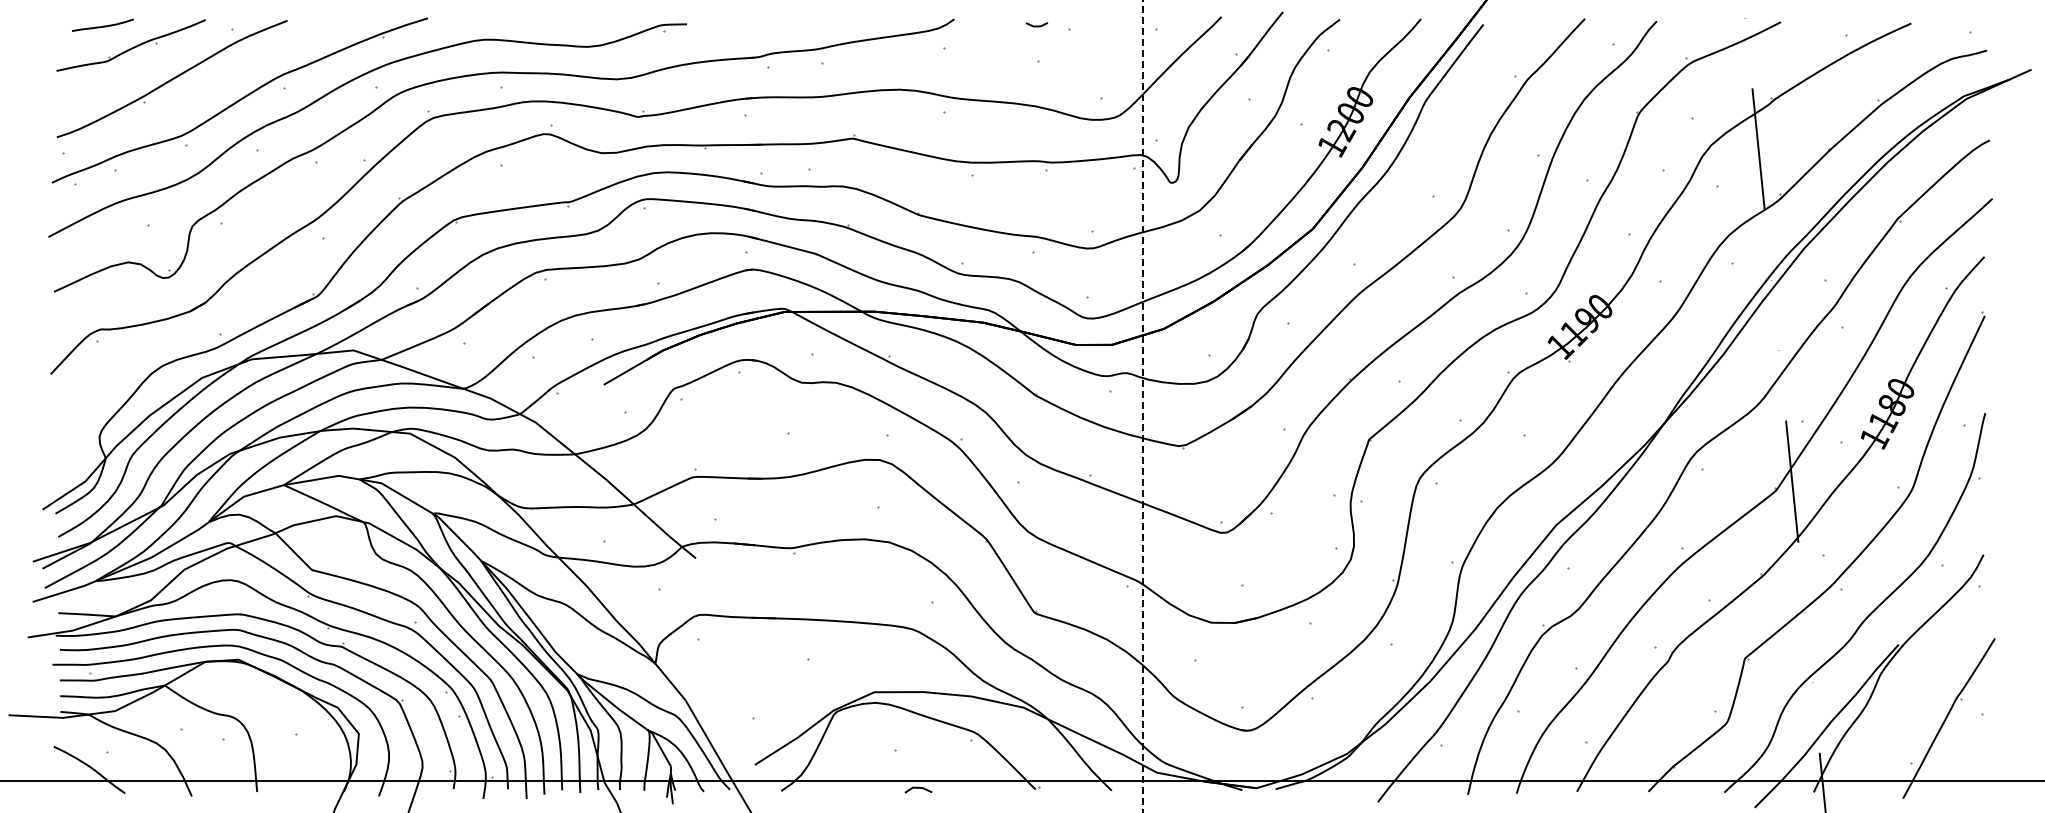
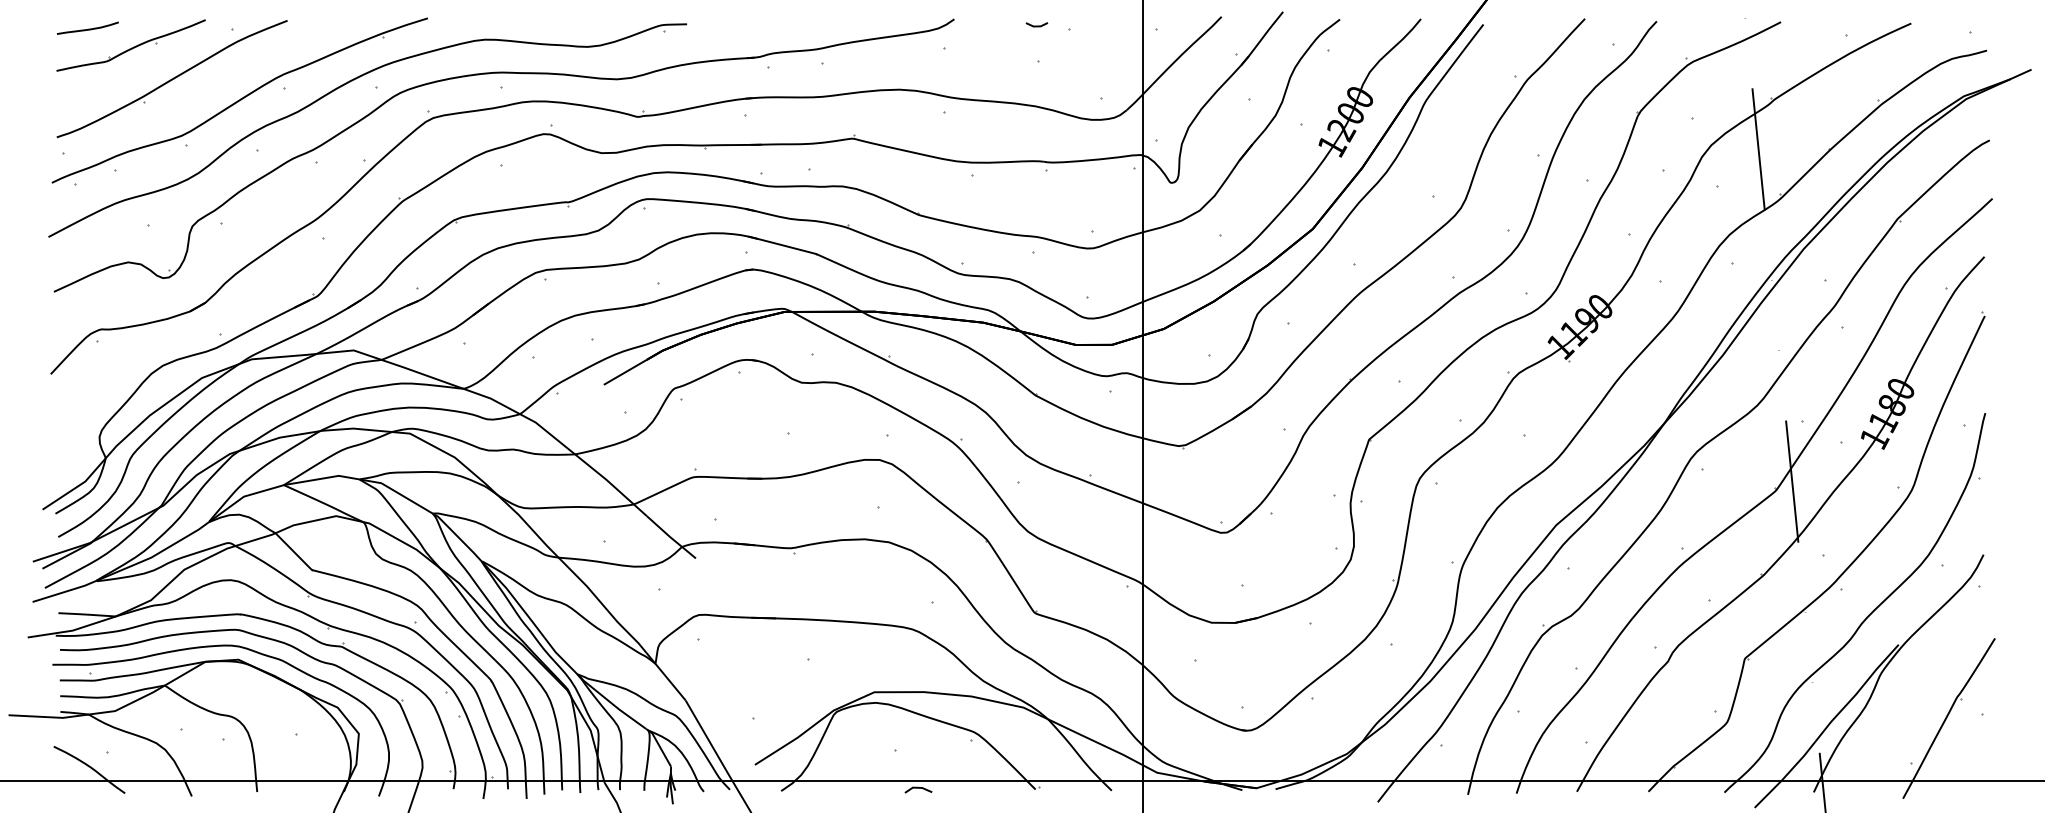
curve position: (103, 25) -> (88, 28) (88, 28)
line: dashed -> solid (1143, 407)
